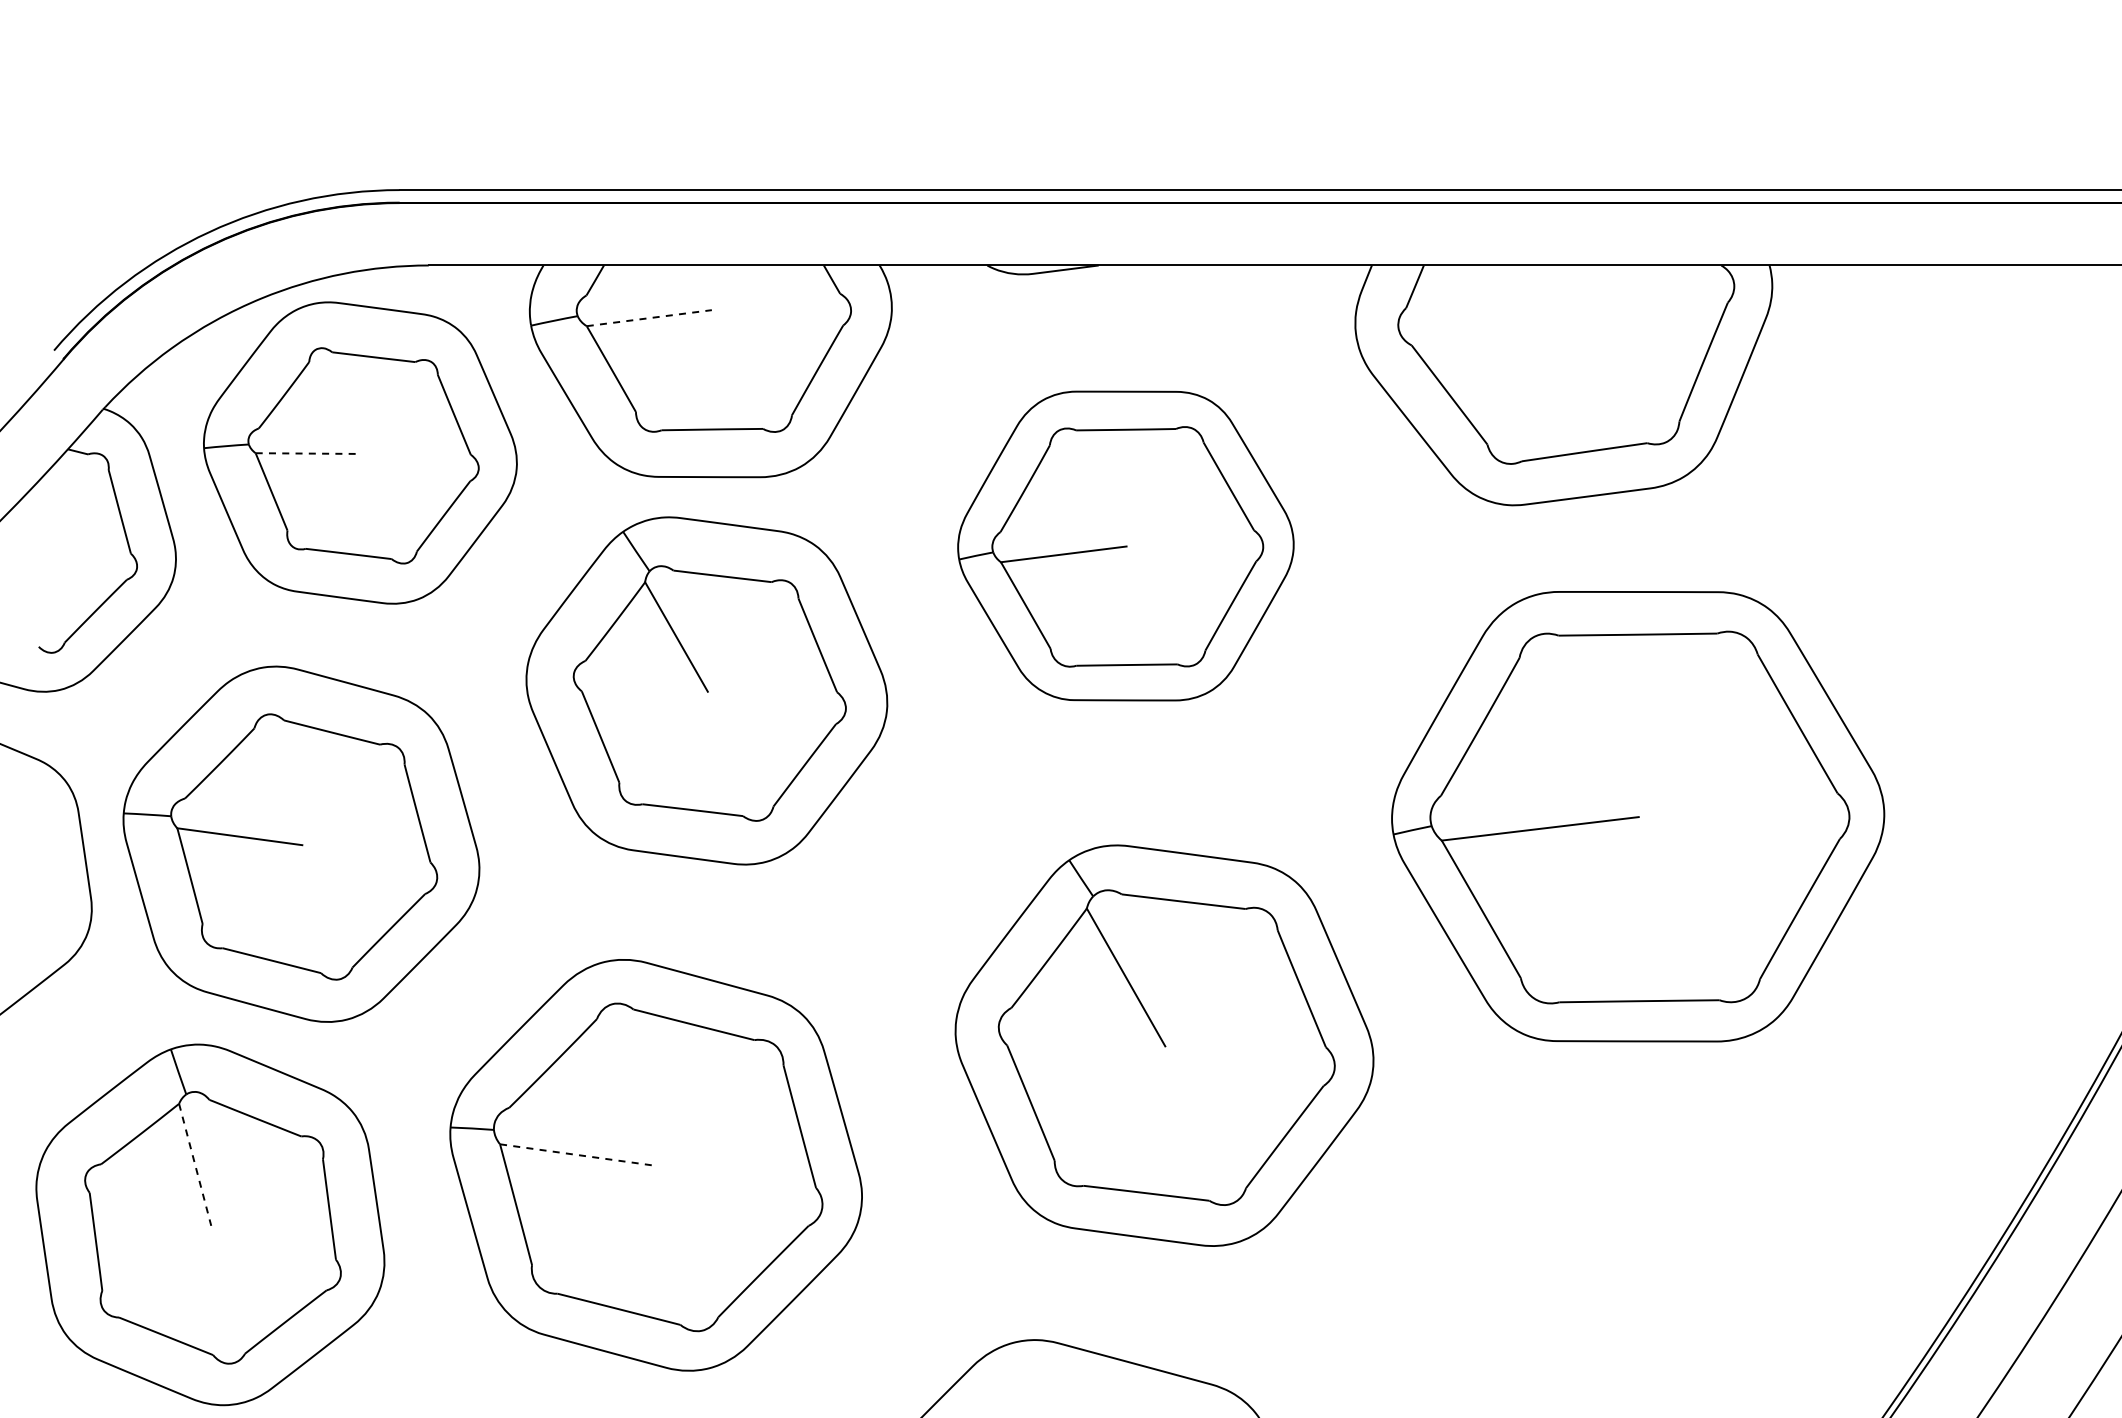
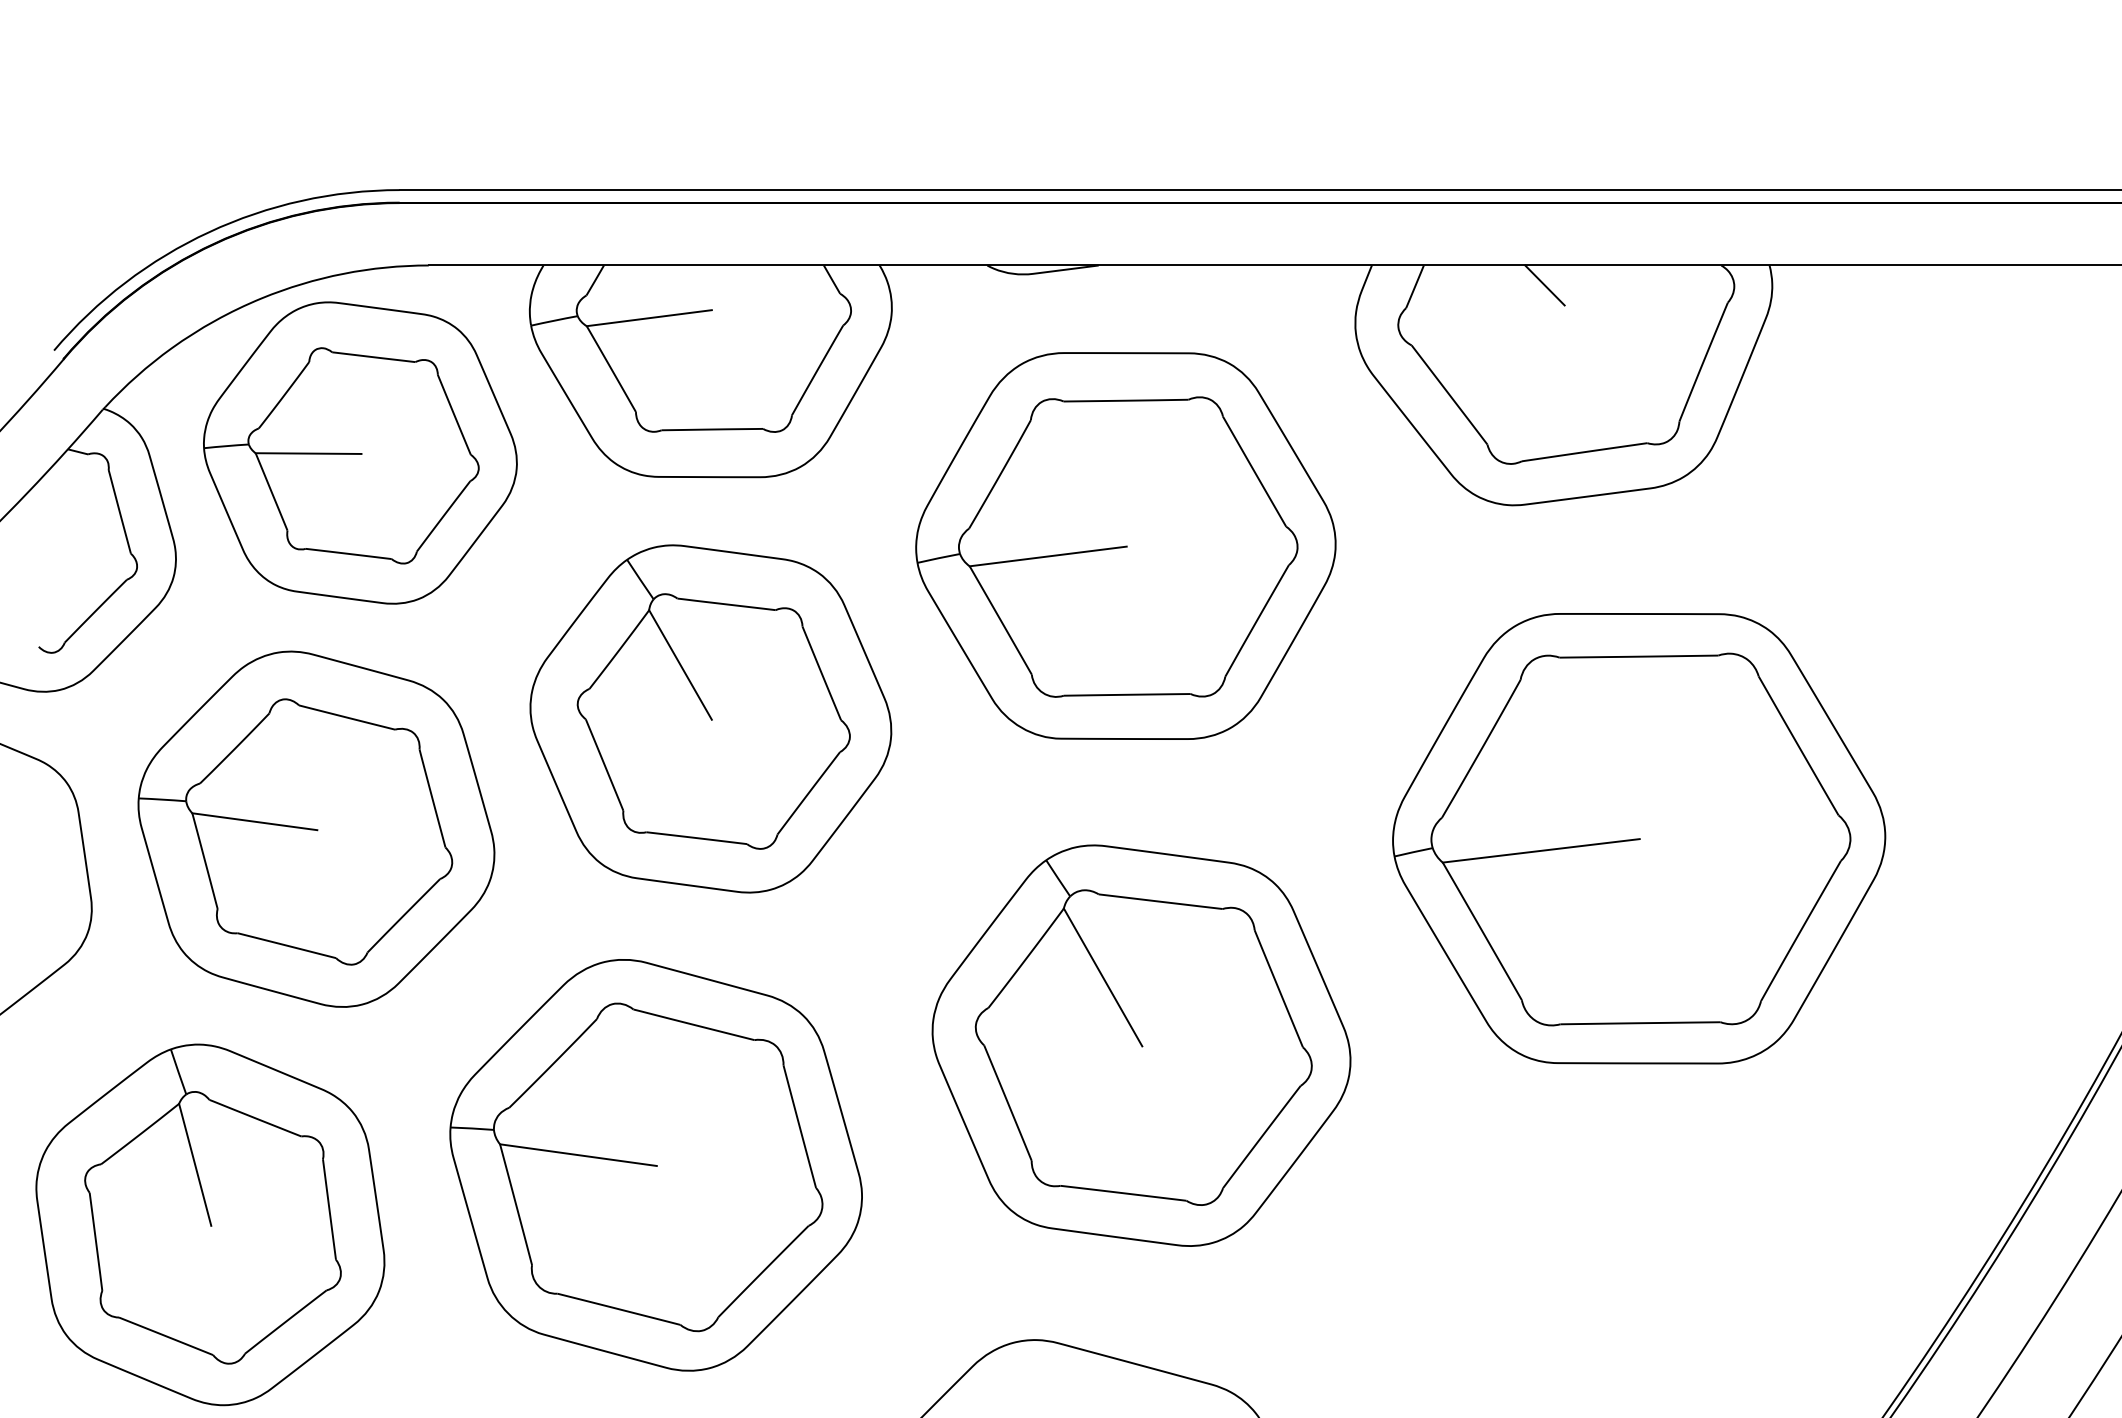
line: none -> present (1544, 285)
line: dashed -> solid (649, 318)
line: dashed -> solid (308, 453)
part size: 338x312 px -> 422x388 px (1125, 545)
part position: (706, 690) -> (710, 718) (710, 718)
part position: (1638, 816) -> (1639, 838) (1639, 838)
part position: (301, 843) -> (316, 828) (316, 828)
part position: (1164, 1045) -> (1141, 1045) (1141, 1045)
line: dashed -> solid (578, 1155)
line: dashed -> solid (195, 1165)
